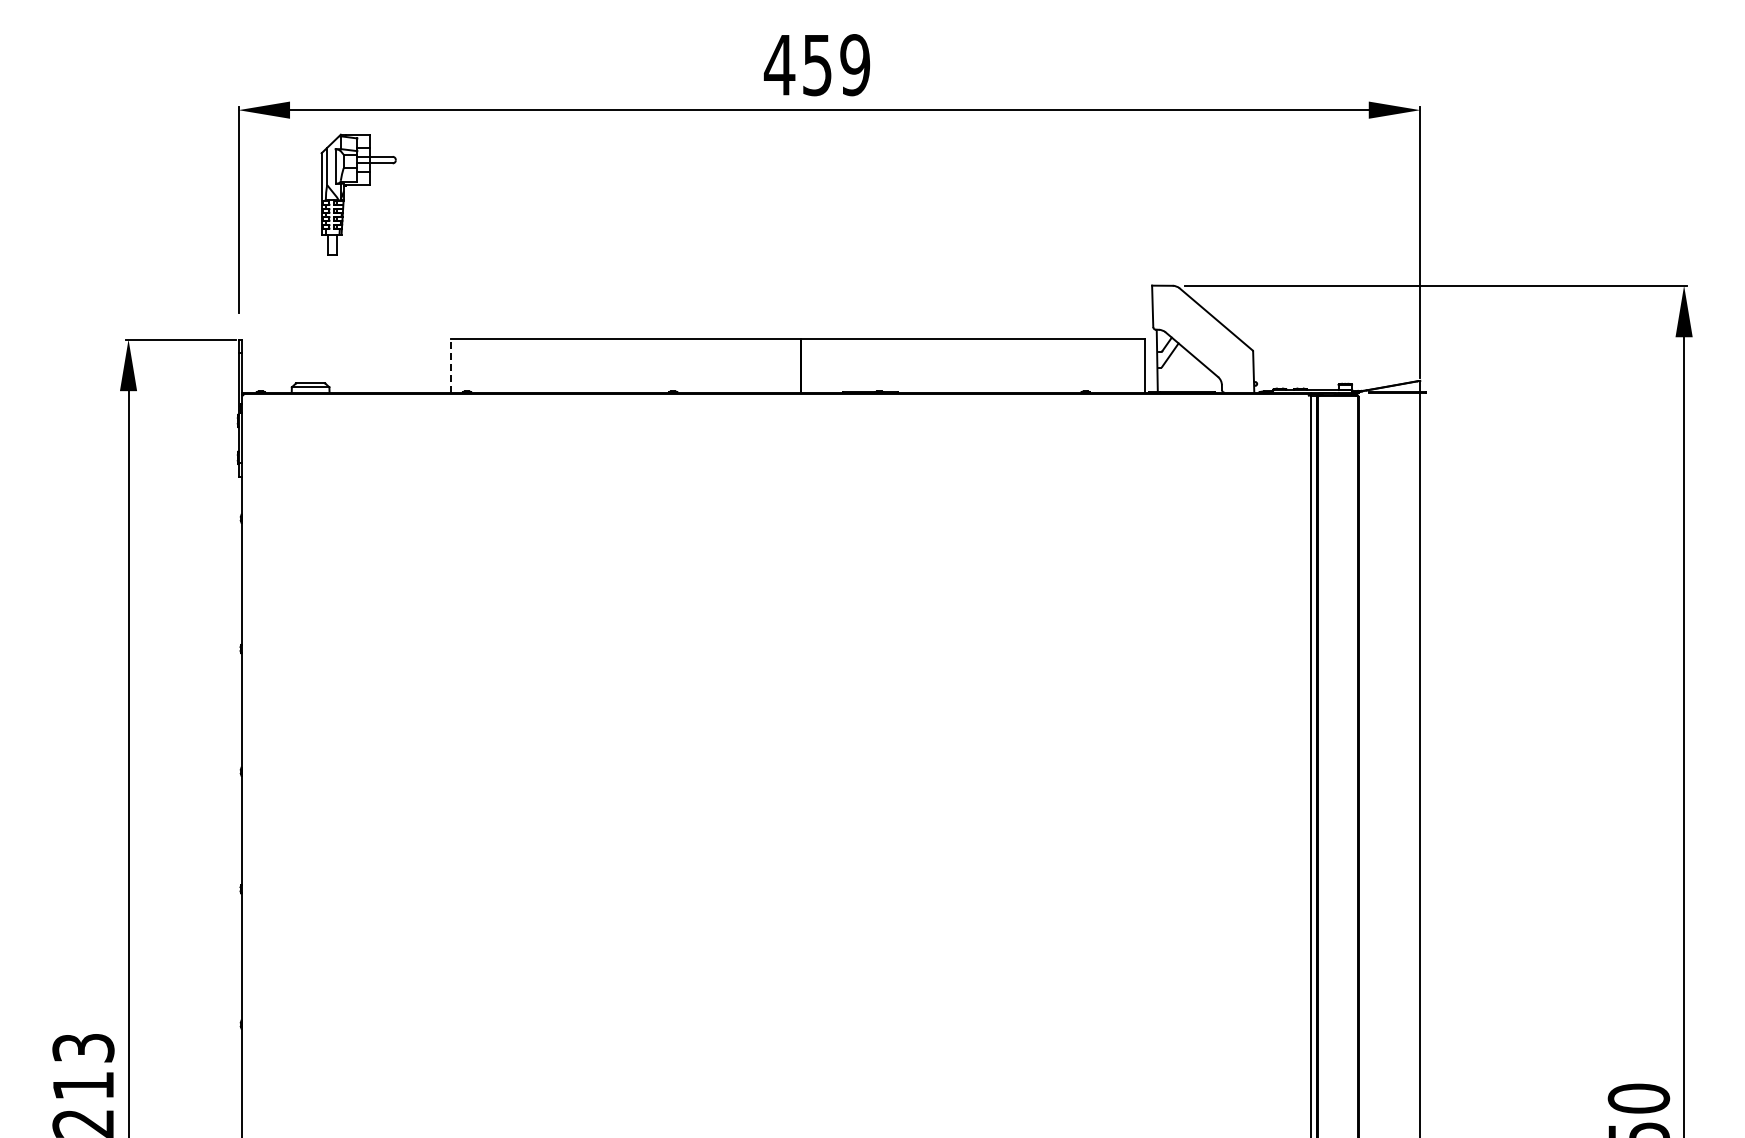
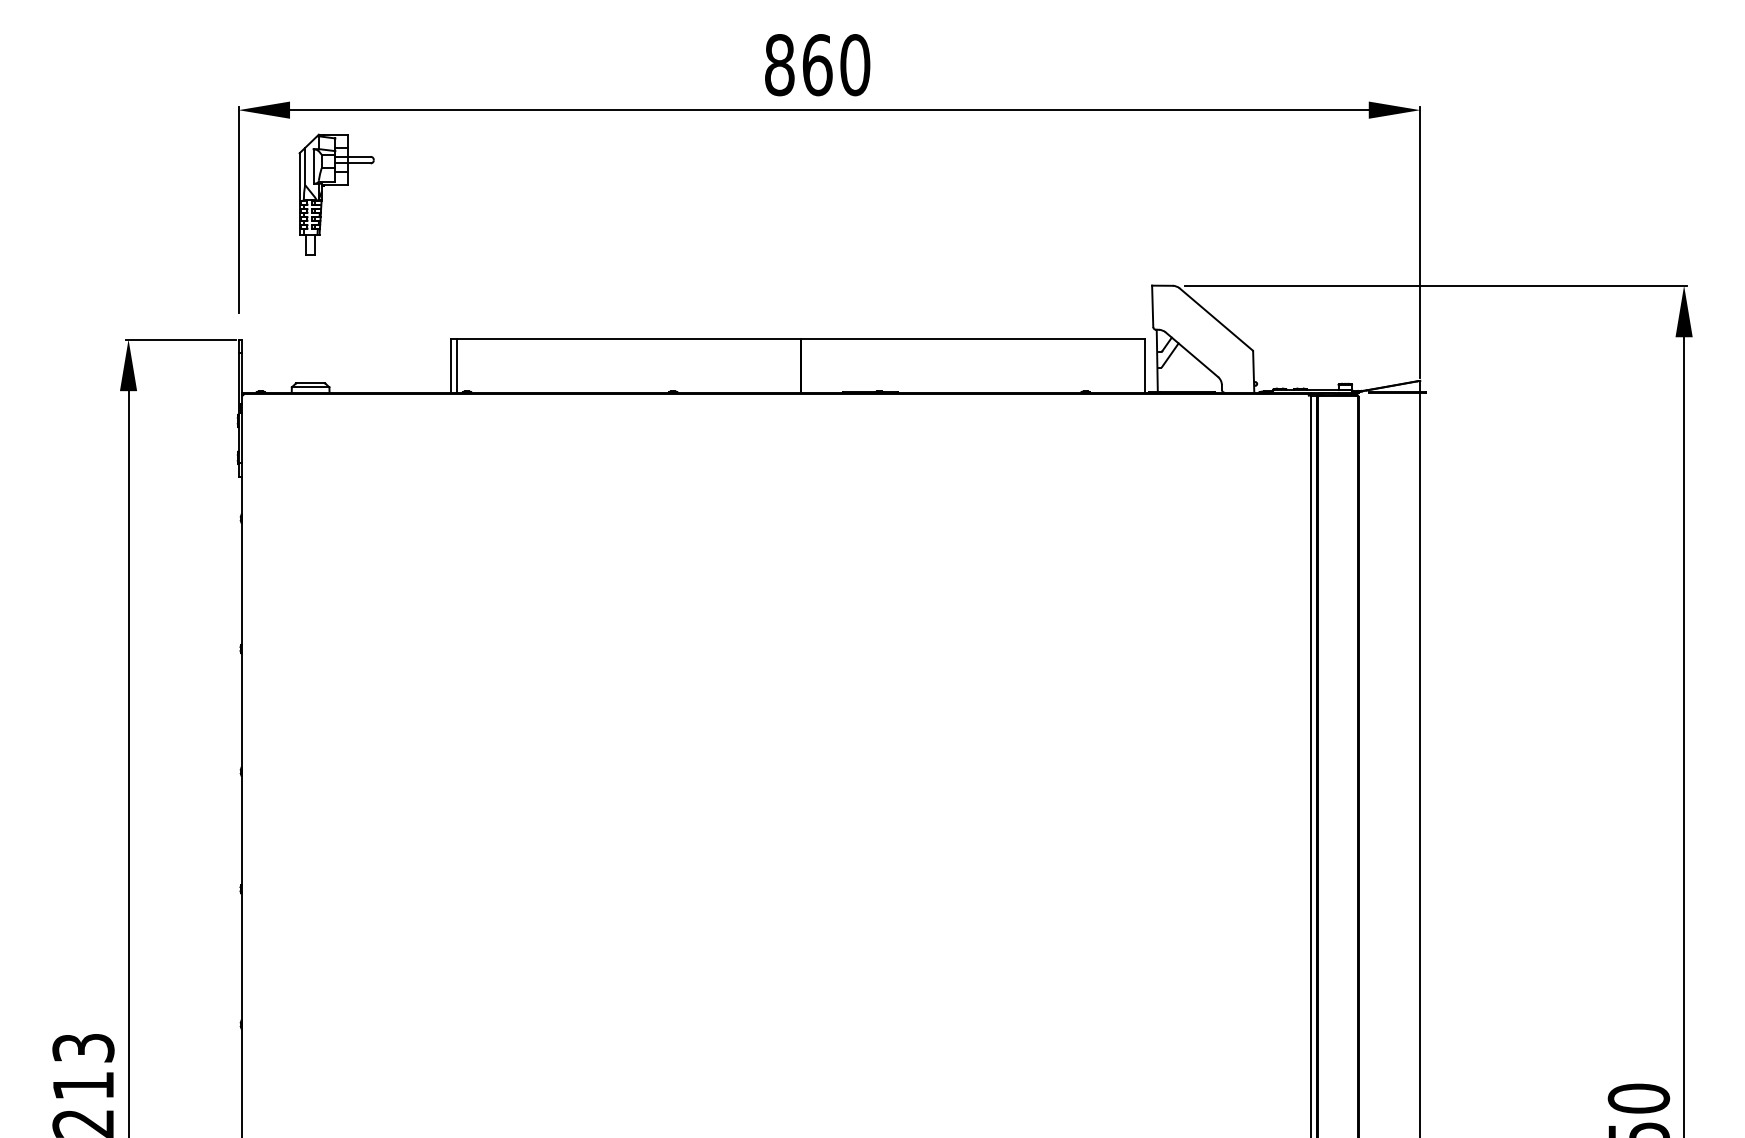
text: 459 -> 860 (816, 65)
part position: (358, 185) -> (336, 185) (336, 185)
line: dashed -> solid (451, 365)
line: none -> present (457, 365)
